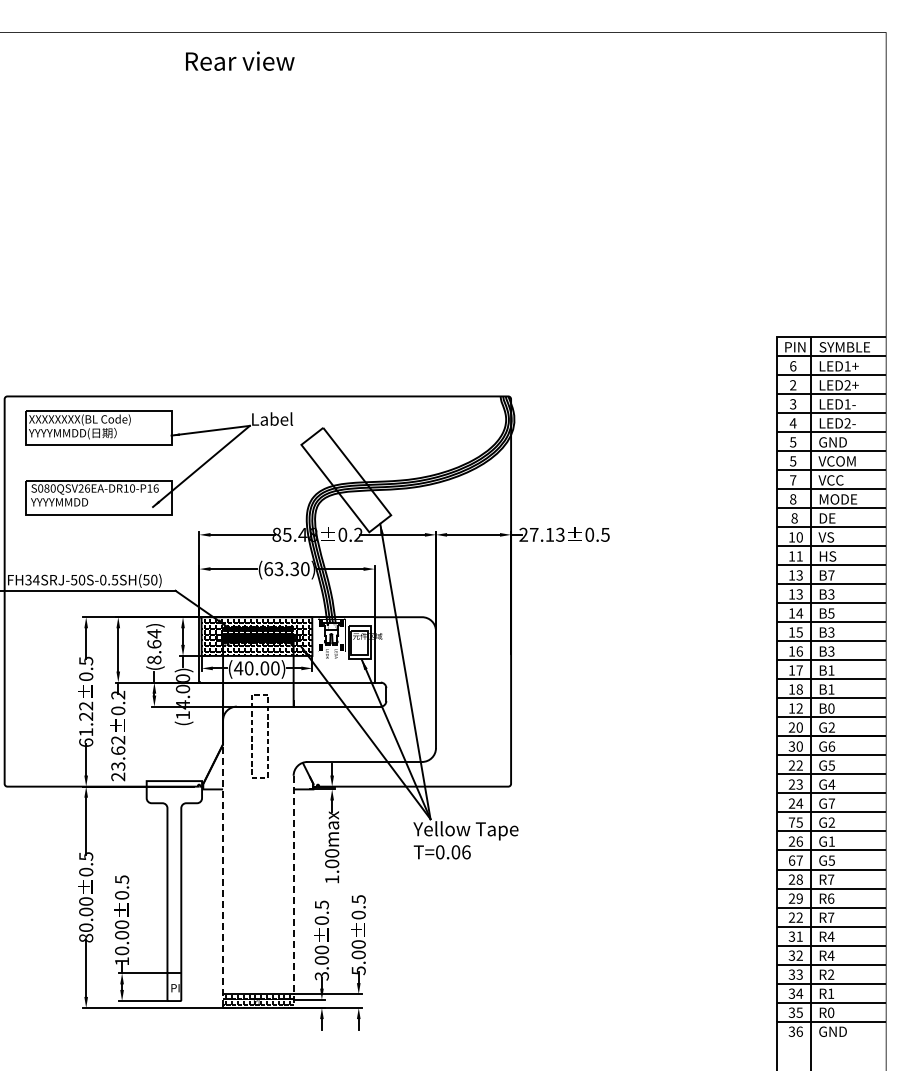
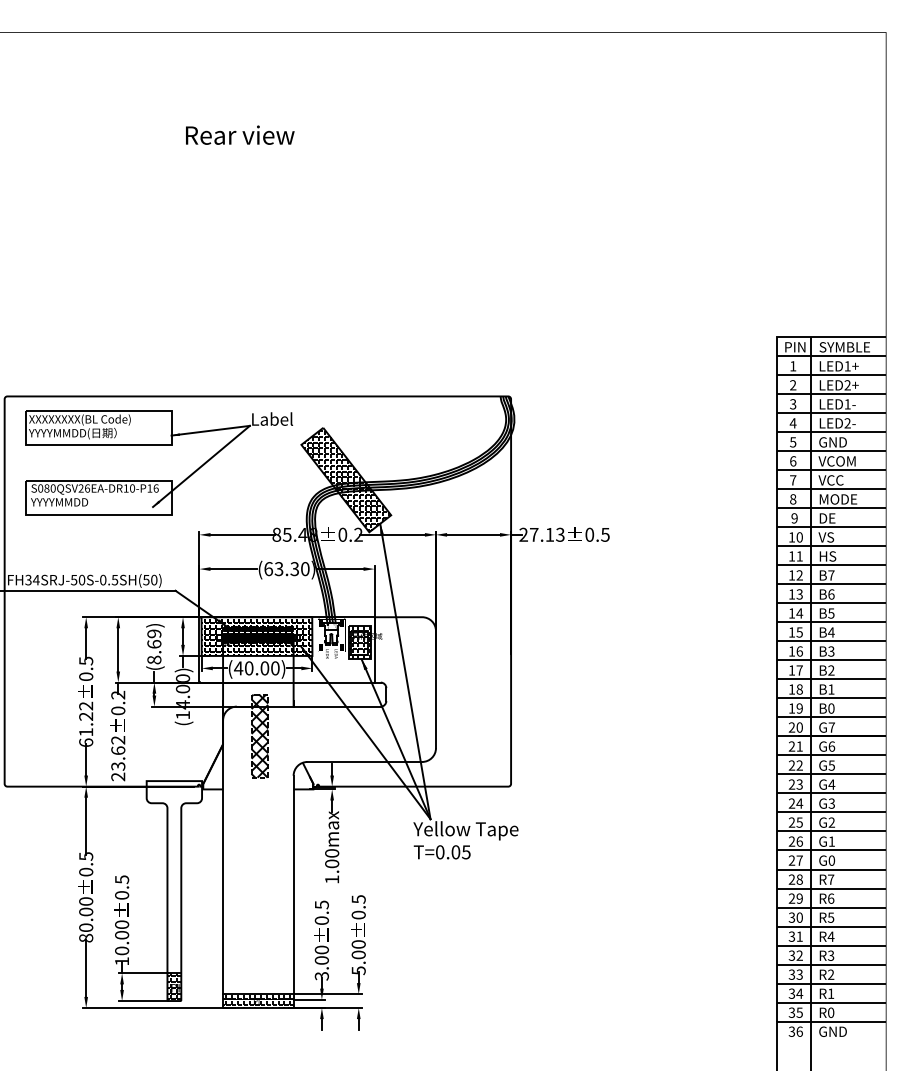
text position: (240, 60) -> (240, 134) (240, 134)
text: 6 -> 1 (793, 366)
text: 5 -> 6 (793, 461)
hatch: none -> present (344, 480)
text: 8 -> 9 (794, 518)
text: 13 -> 12 (799, 575)
text: B3 -> B6 (831, 594)
text: B3 -> B4 (830, 632)
text: (8.64) -> (8.69) (154, 633)
hatch: none -> present (359, 642)
text: B1 -> B2 (831, 670)
text: 12 -> 19 (799, 708)
text: G2 -> G7 (831, 727)
hatch: none -> present (259, 735)
text: 30 -> 21 (795, 746)
text: G7 -> G3 (831, 803)
text: 75 -> 25 (791, 822)
text: T=0.06 -> T=0.05 (466, 852)
text: 67 -> 27 (791, 860)
text: G5 -> G0 (831, 860)
line: dashed -> solid (223, 863)
line: dashed -> solid (293, 891)
text: 22 -> 30 (795, 917)
text: R7 -> R5 (830, 917)
text: R4 -> R3 (830, 955)
hatch: none -> present (174, 987)
